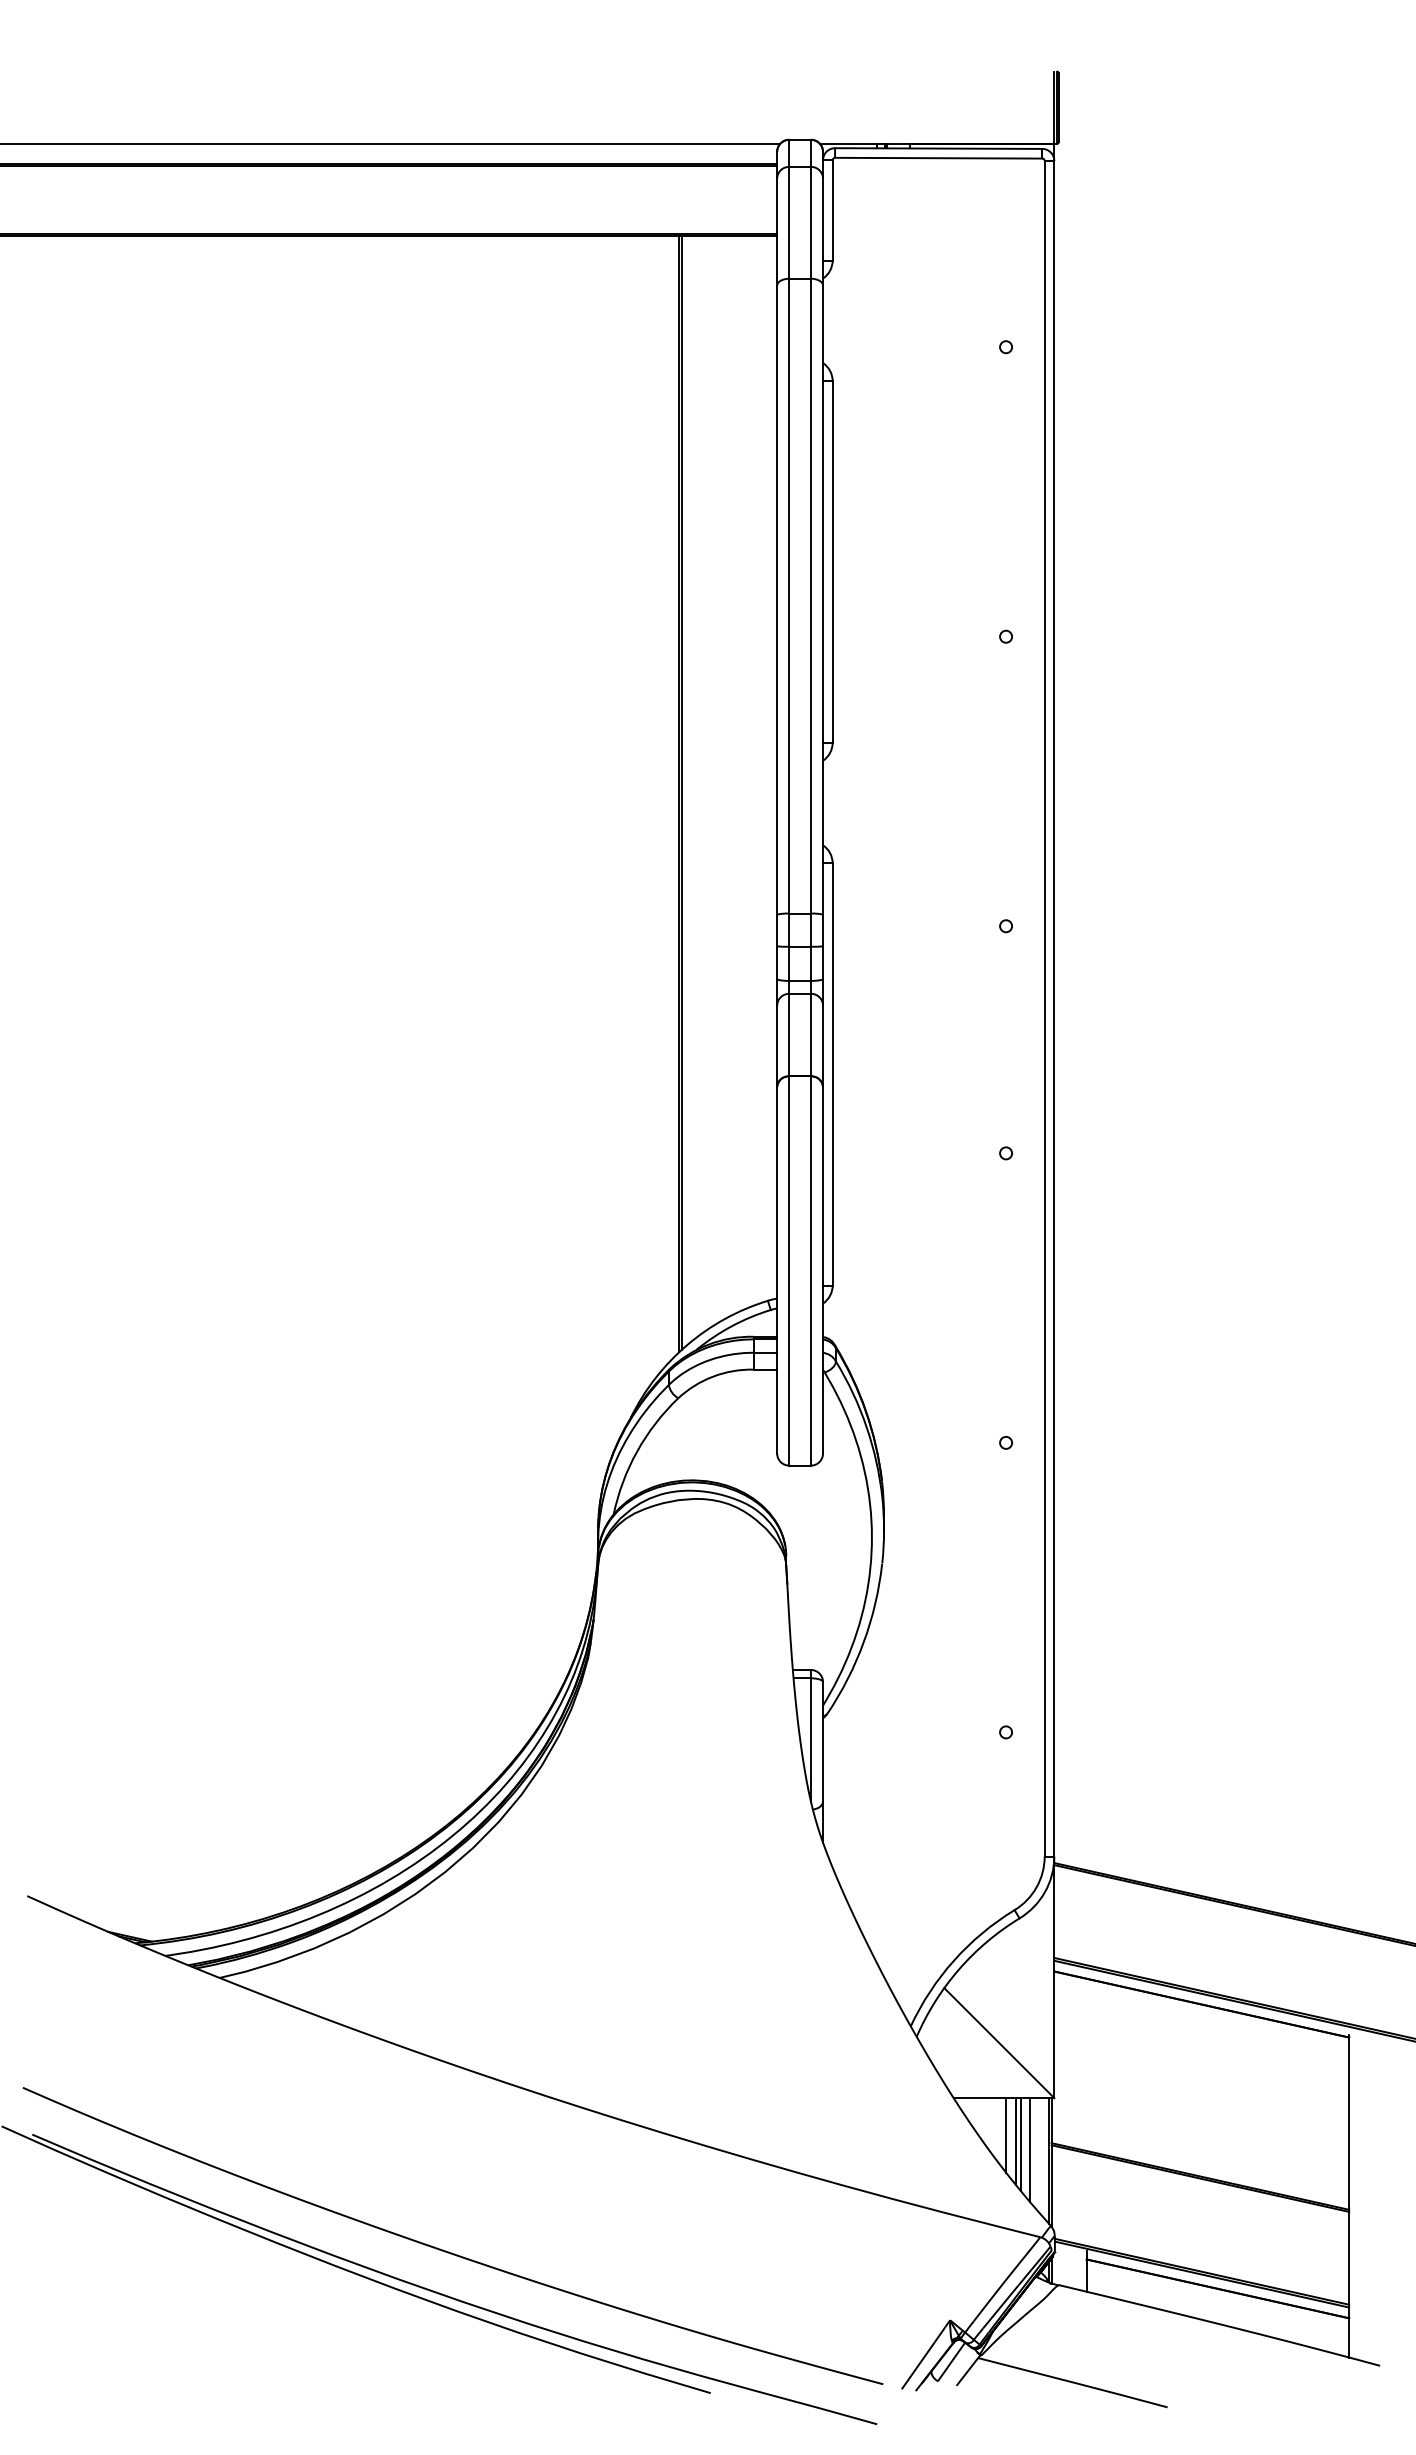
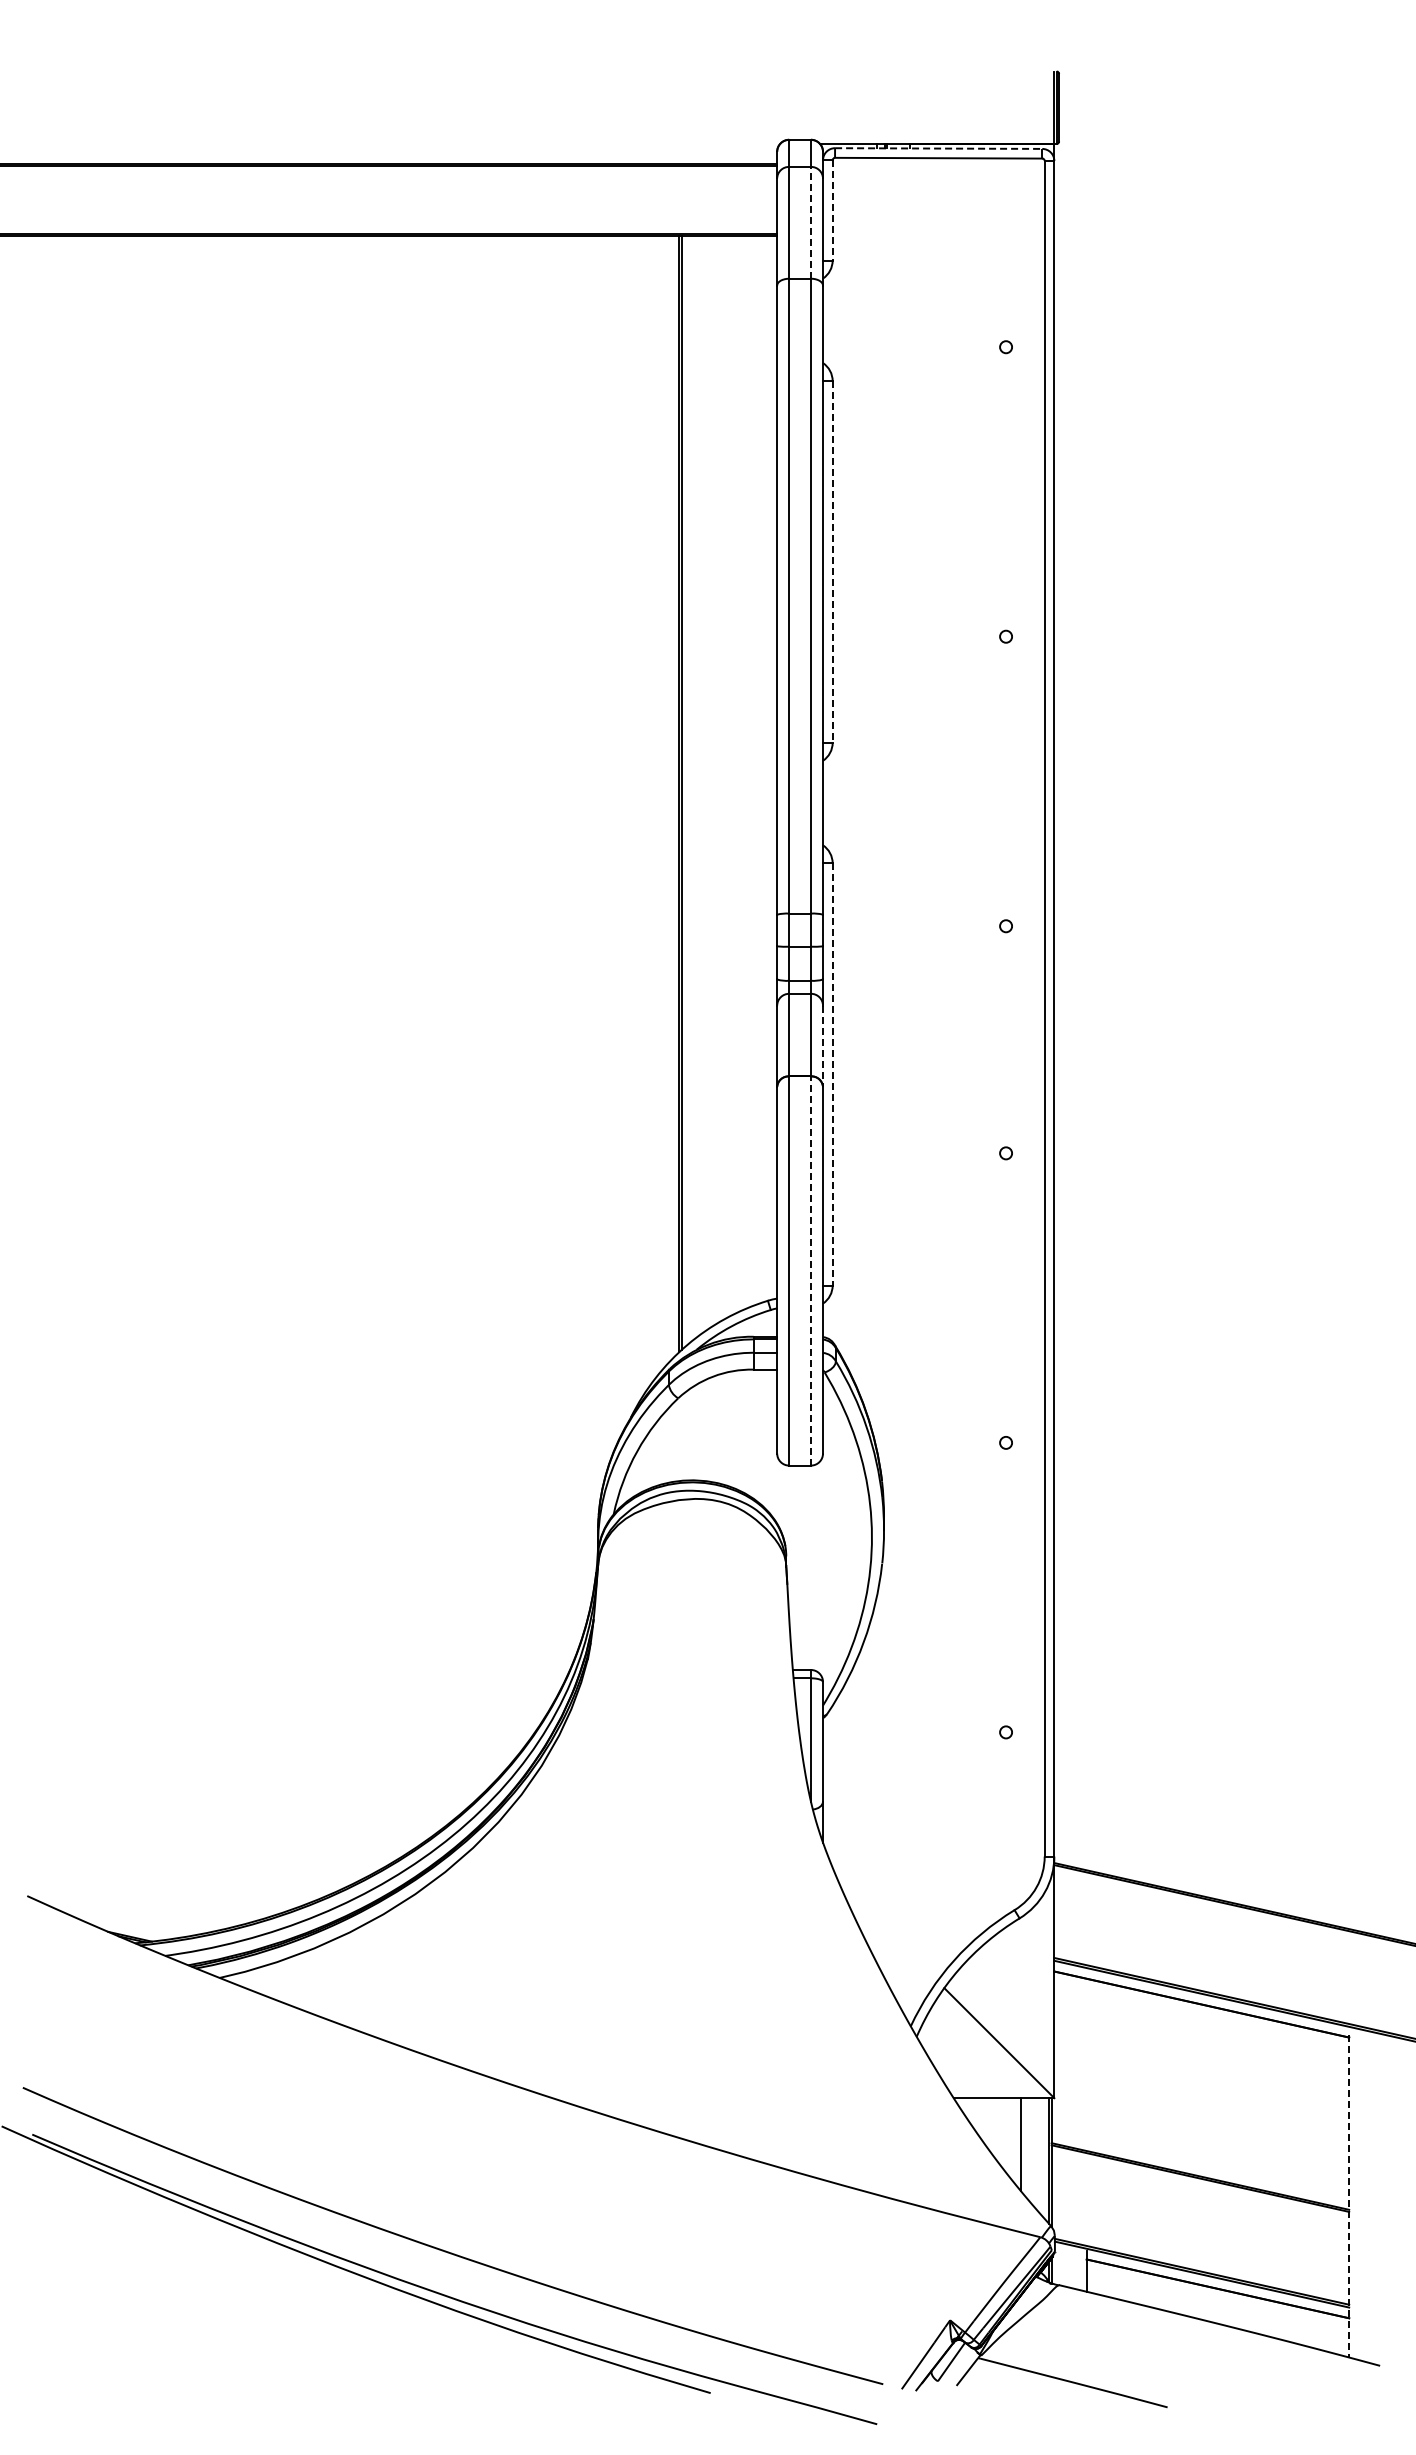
line: present -> none (391, 143)
line: solid -> dashed (938, 148)
line: solid -> dashed (832, 210)
line: solid -> dashed (810, 222)
line: solid -> dashed (832, 561)
line: solid -> dashed (823, 1046)
line: solid -> dashed (832, 1074)
line: solid -> dashed (810, 1271)
line: present -> none (1006, 2135)
line: present -> none (1015, 2141)
line: present -> none (1030, 2150)
line: solid -> dashed (1349, 2196)
